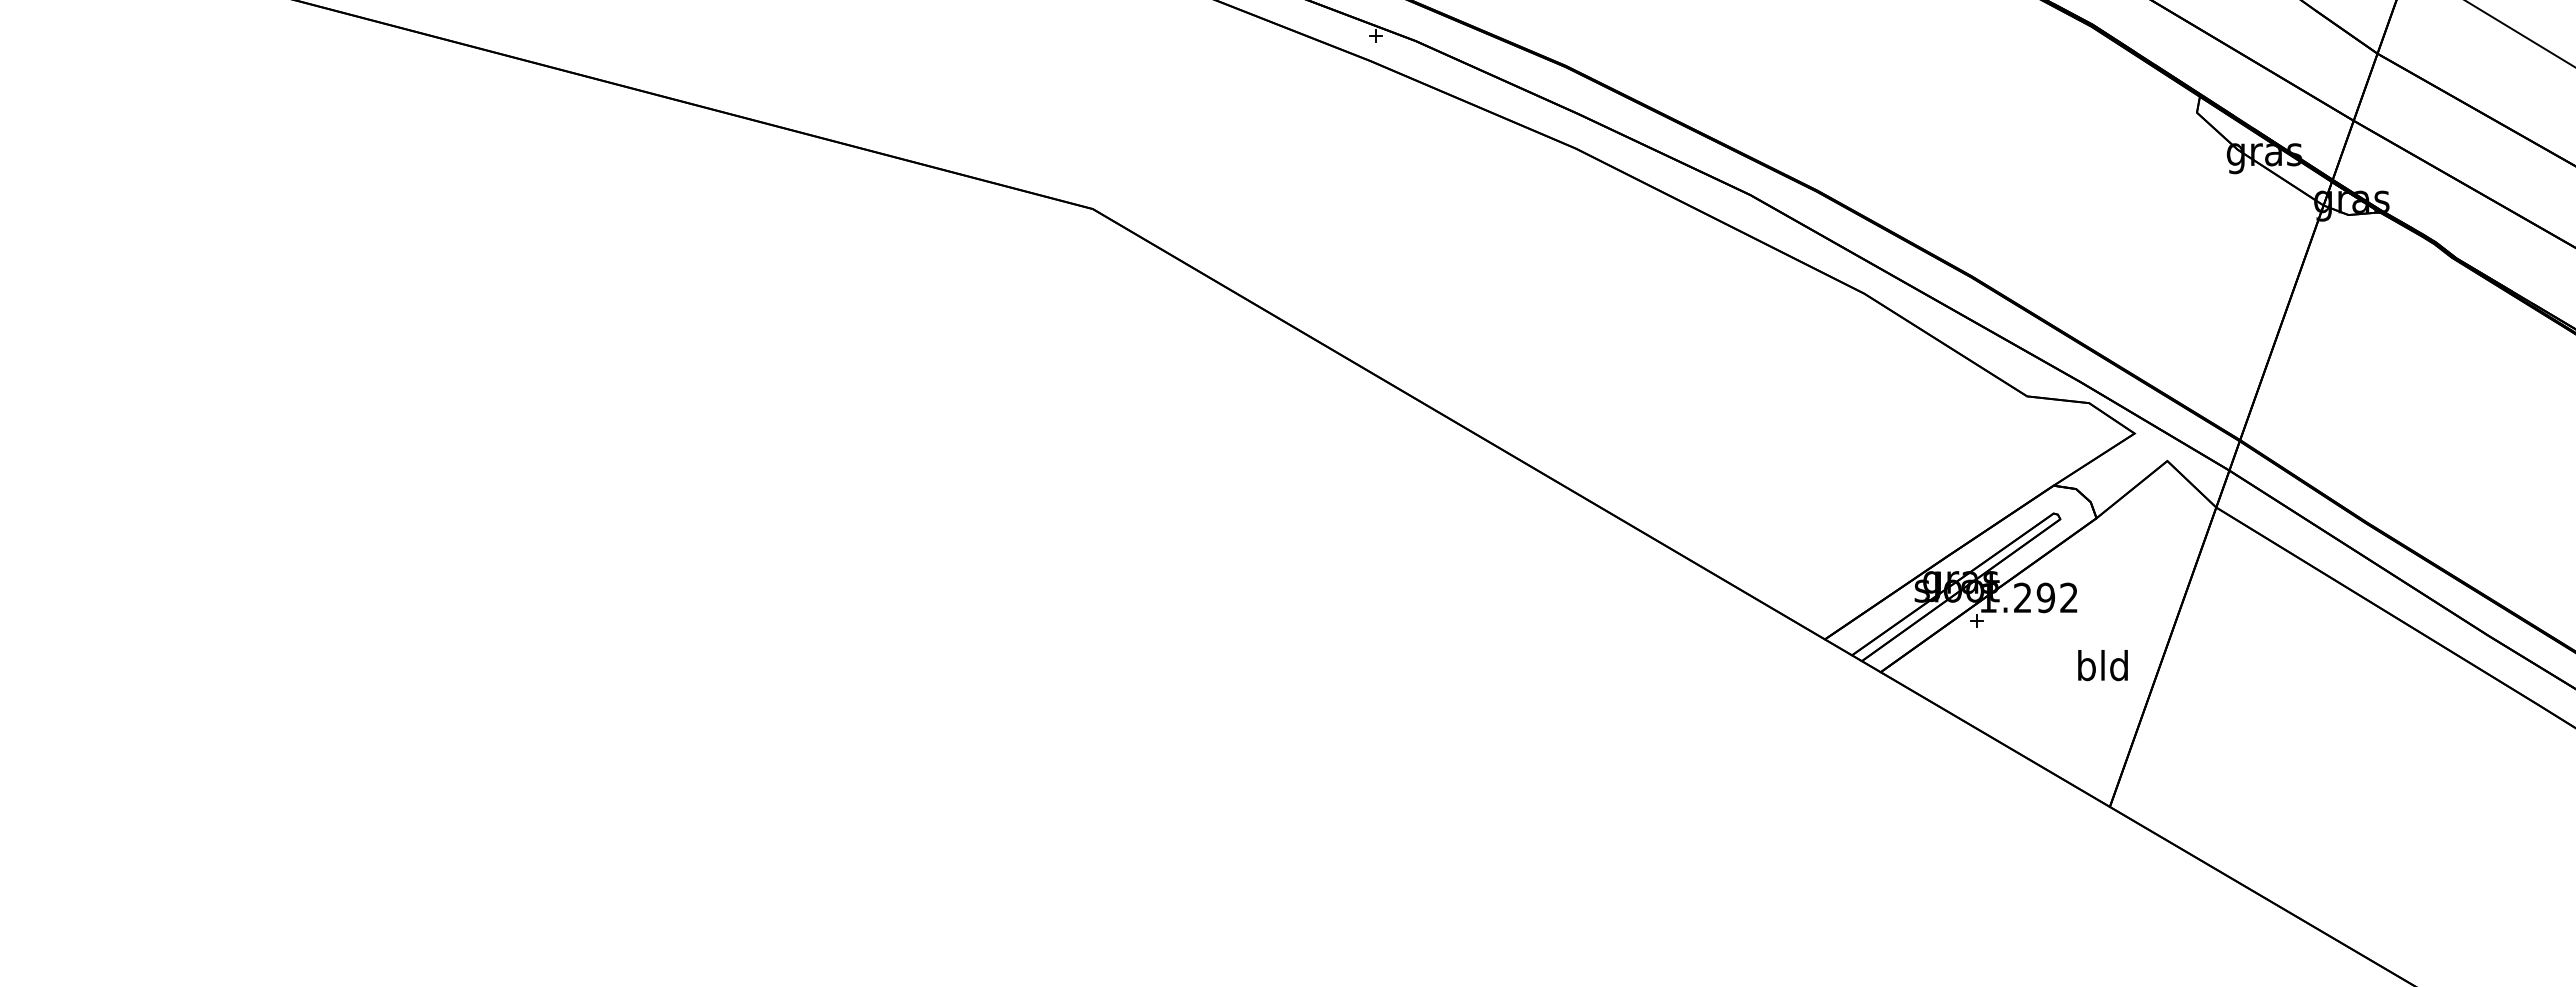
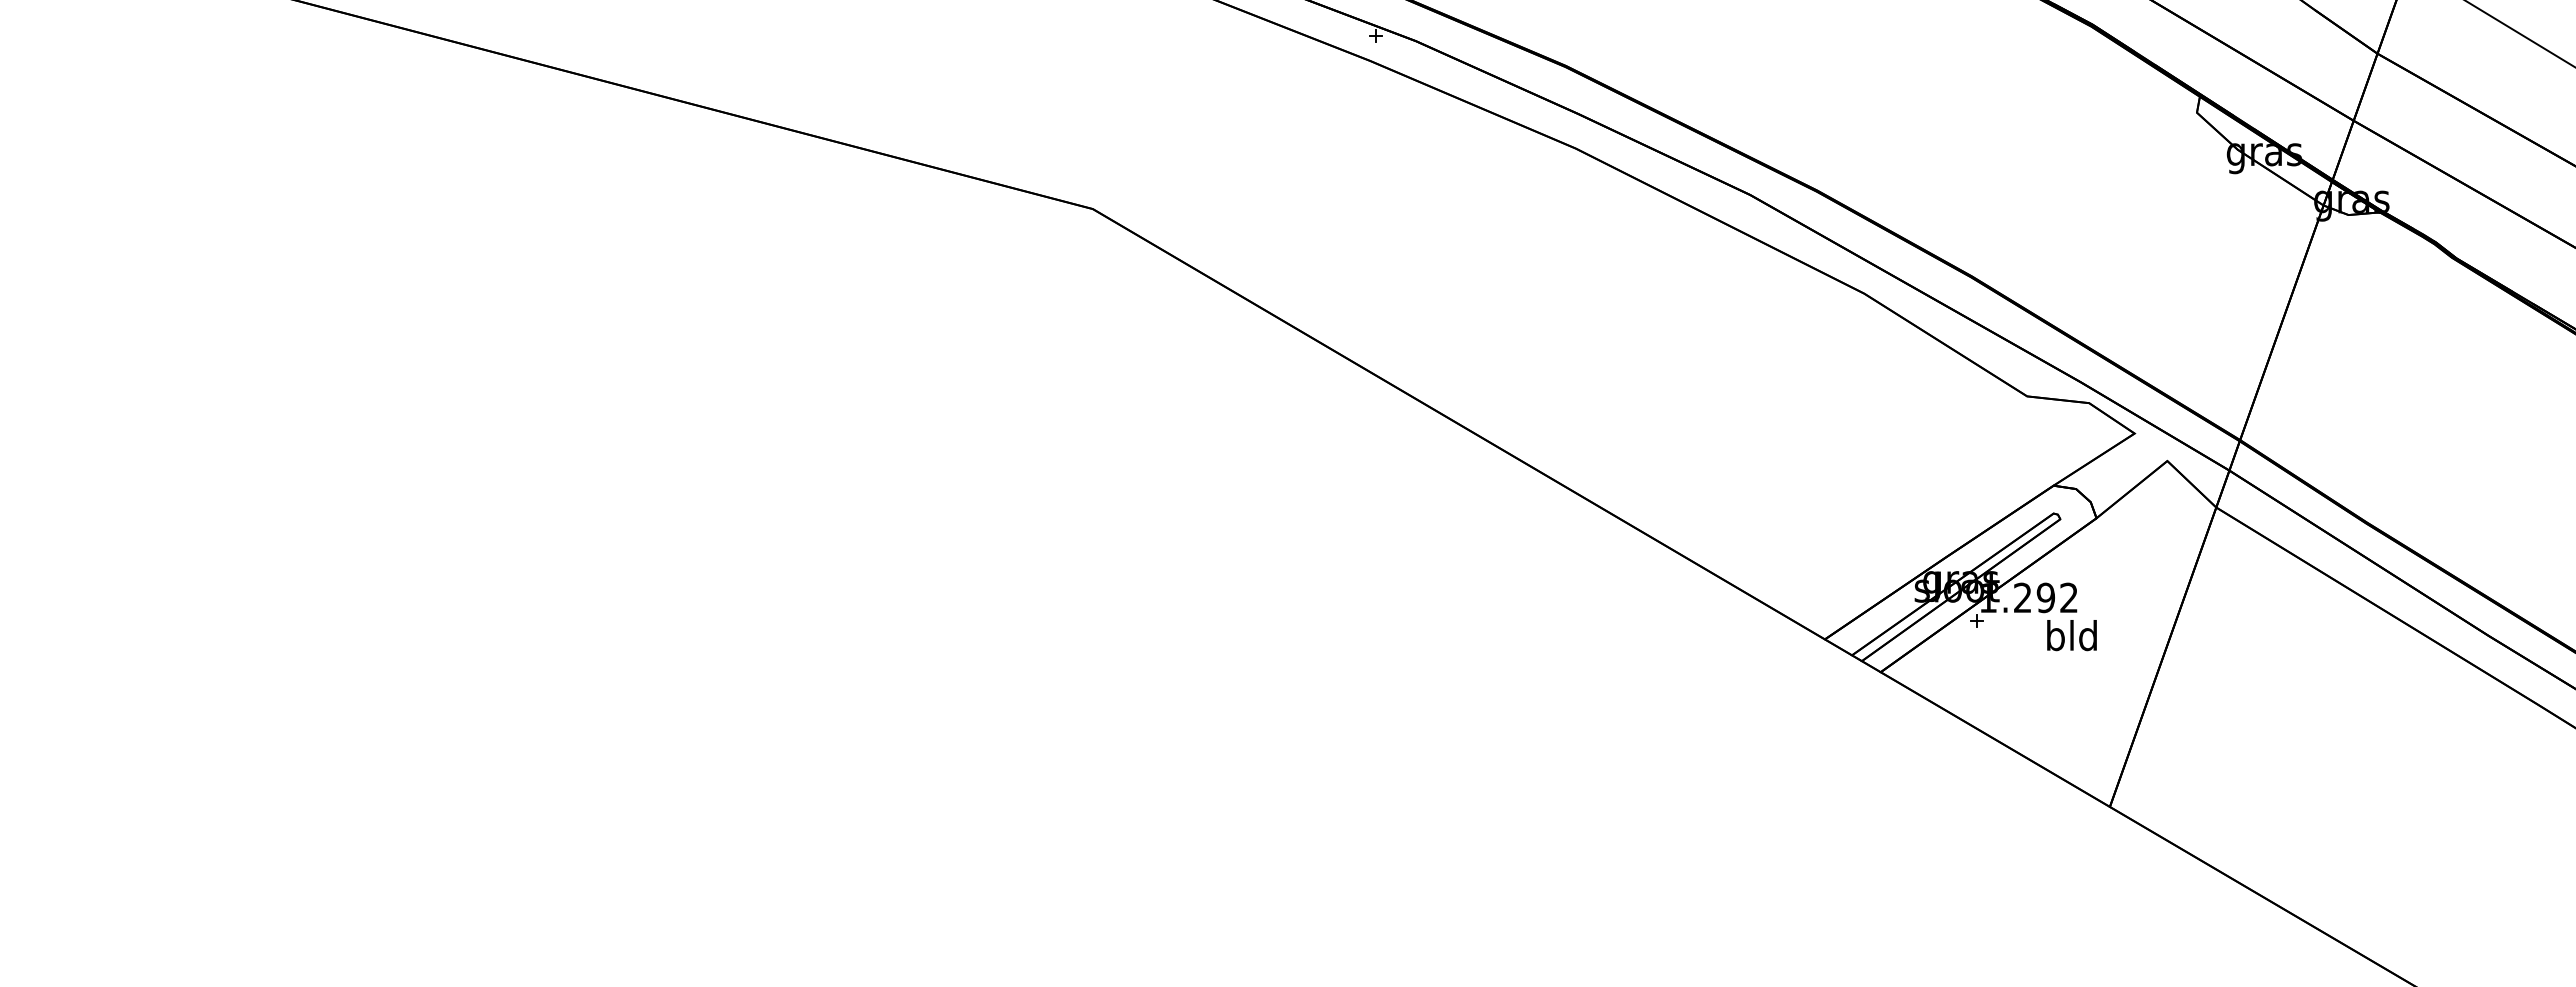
text position: (2102, 665) -> (2071, 635) (2071, 635)
